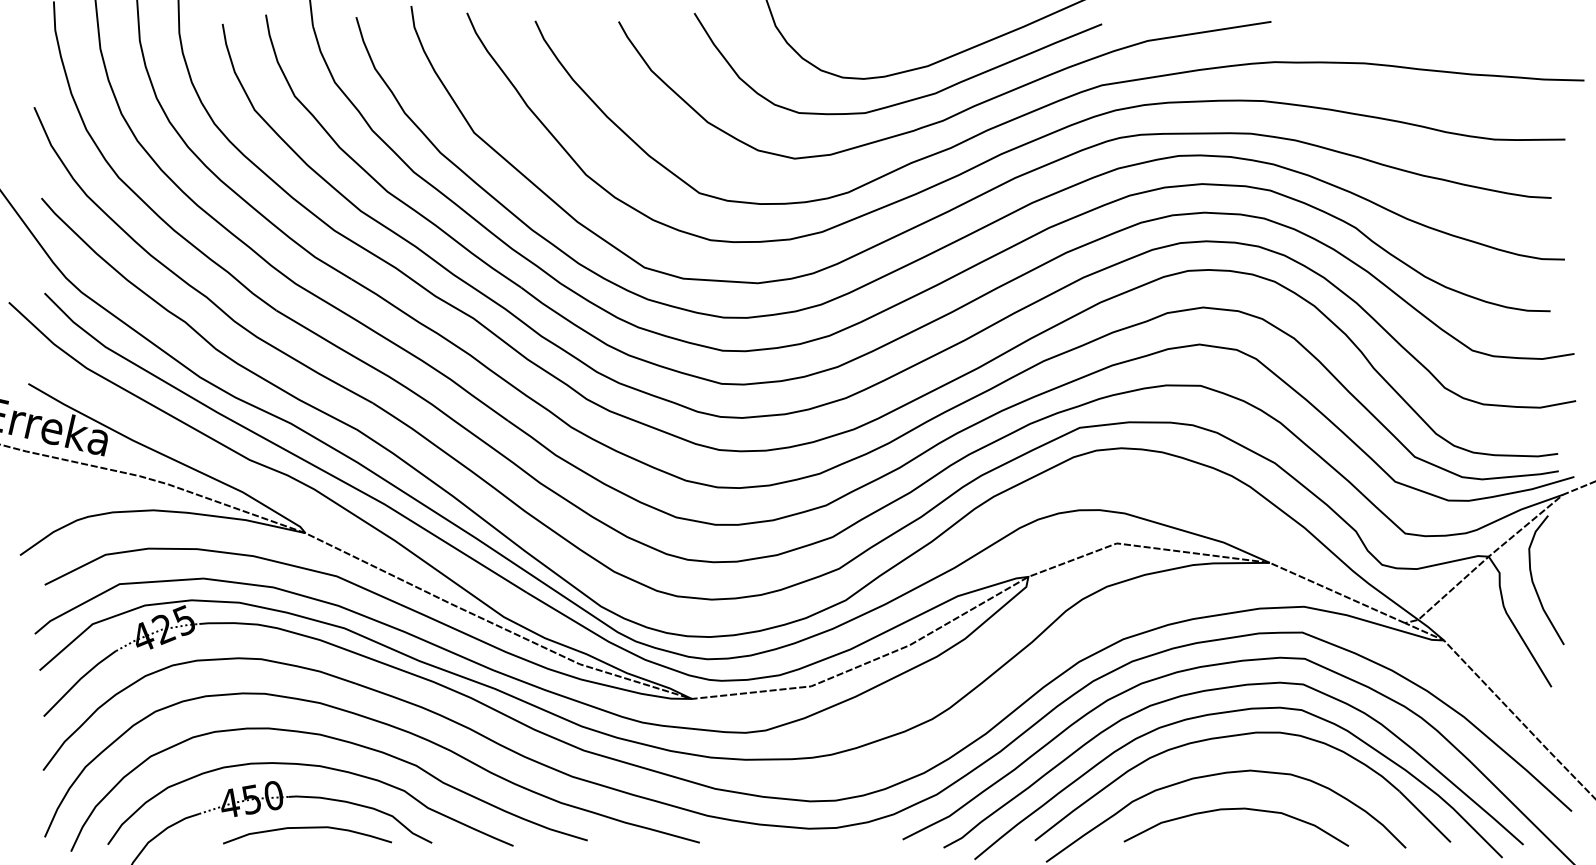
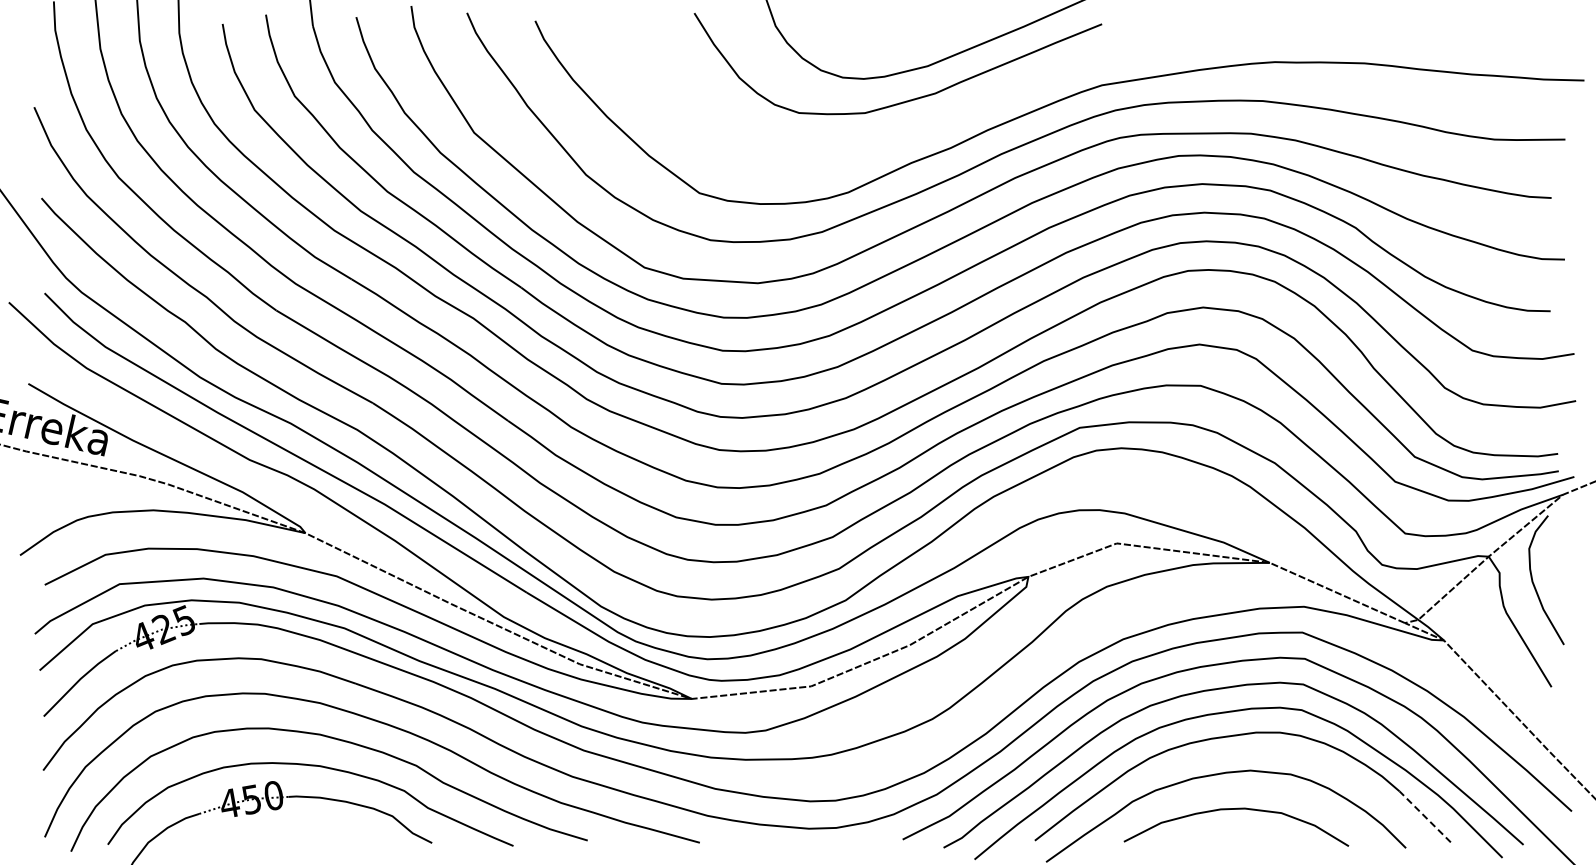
curve: present -> none (955, 113)
line: solid -> dashed (1424, 816)
curve: present -> none (307, 828)
